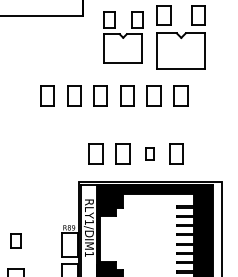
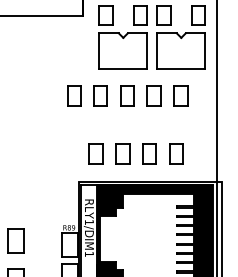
part size: 41x53 px -> 50x65 px (122, 37)
part: present -> none (47, 95)
line: none -> present (216, 137)
part size: 10x14 px -> 15x22 px (149, 153)
part size: 12x16 px -> 18x26 px (15, 240)
